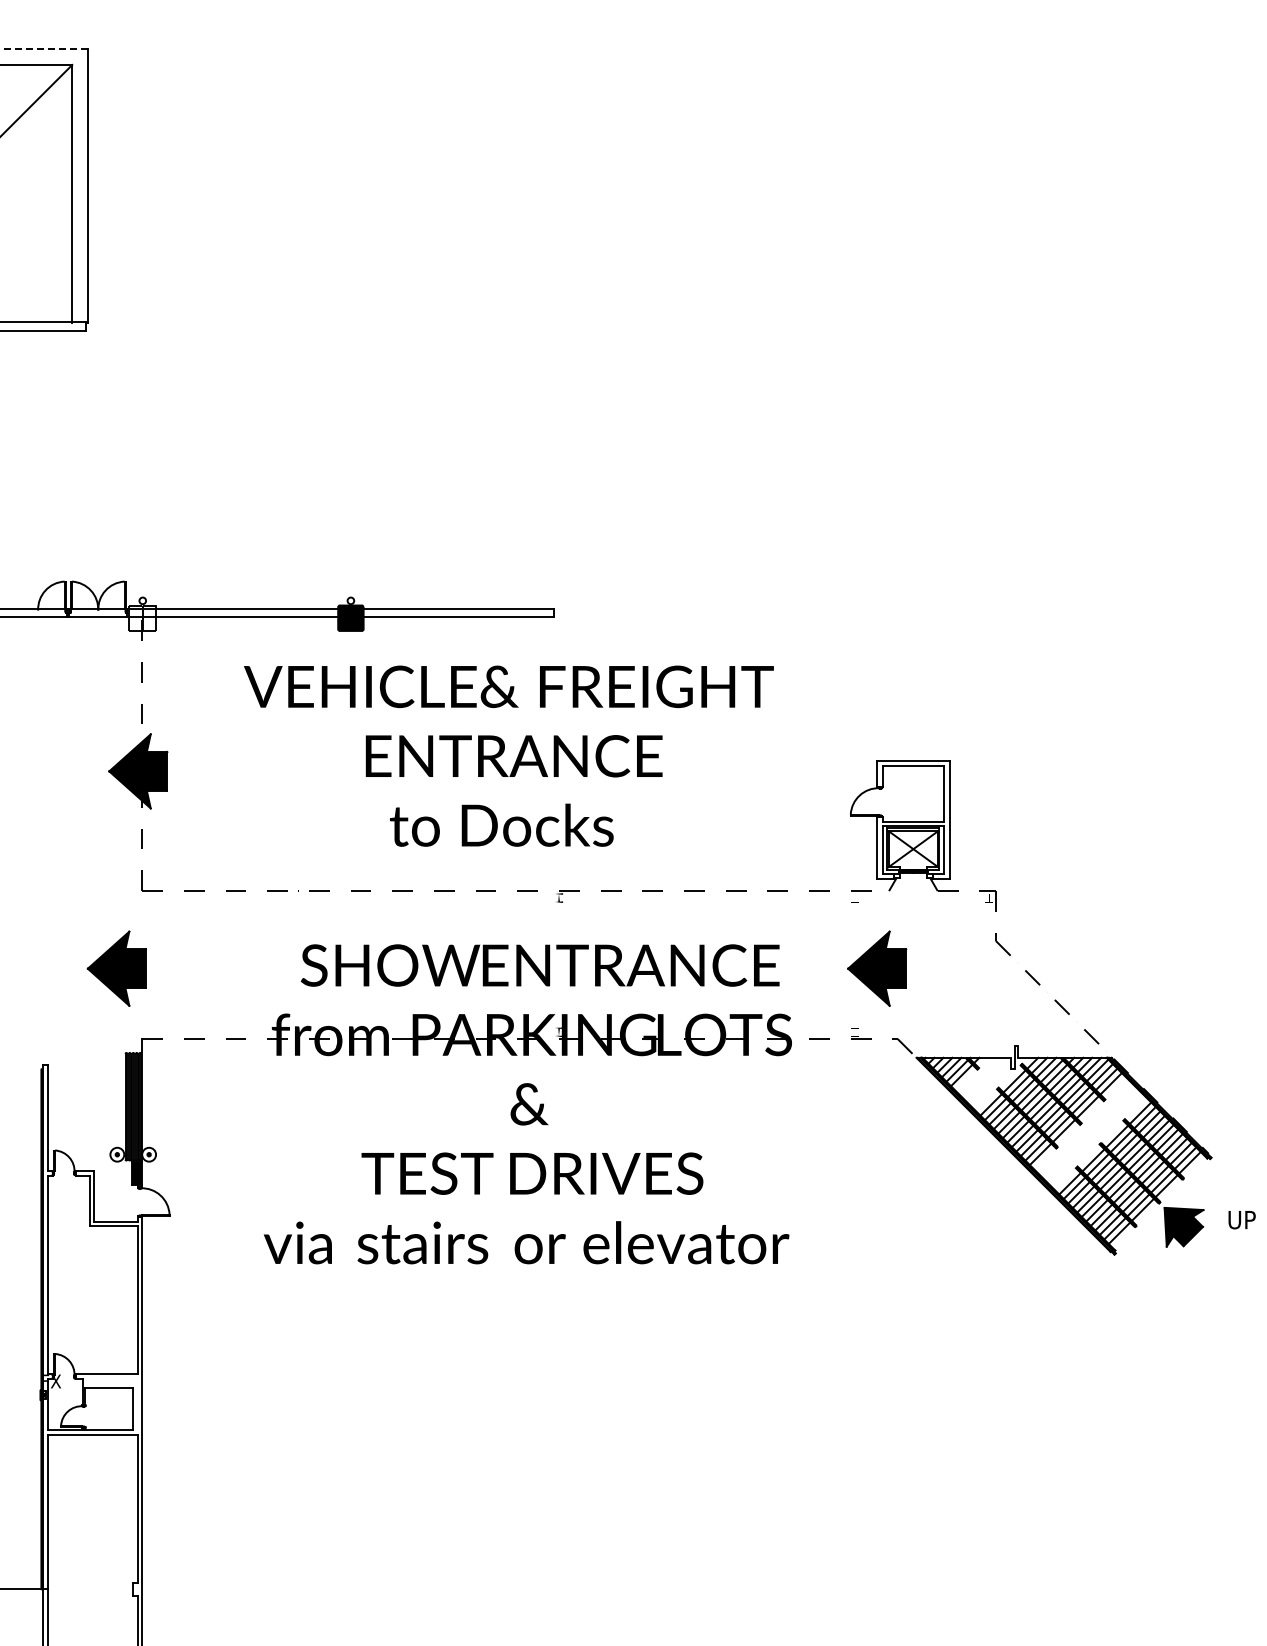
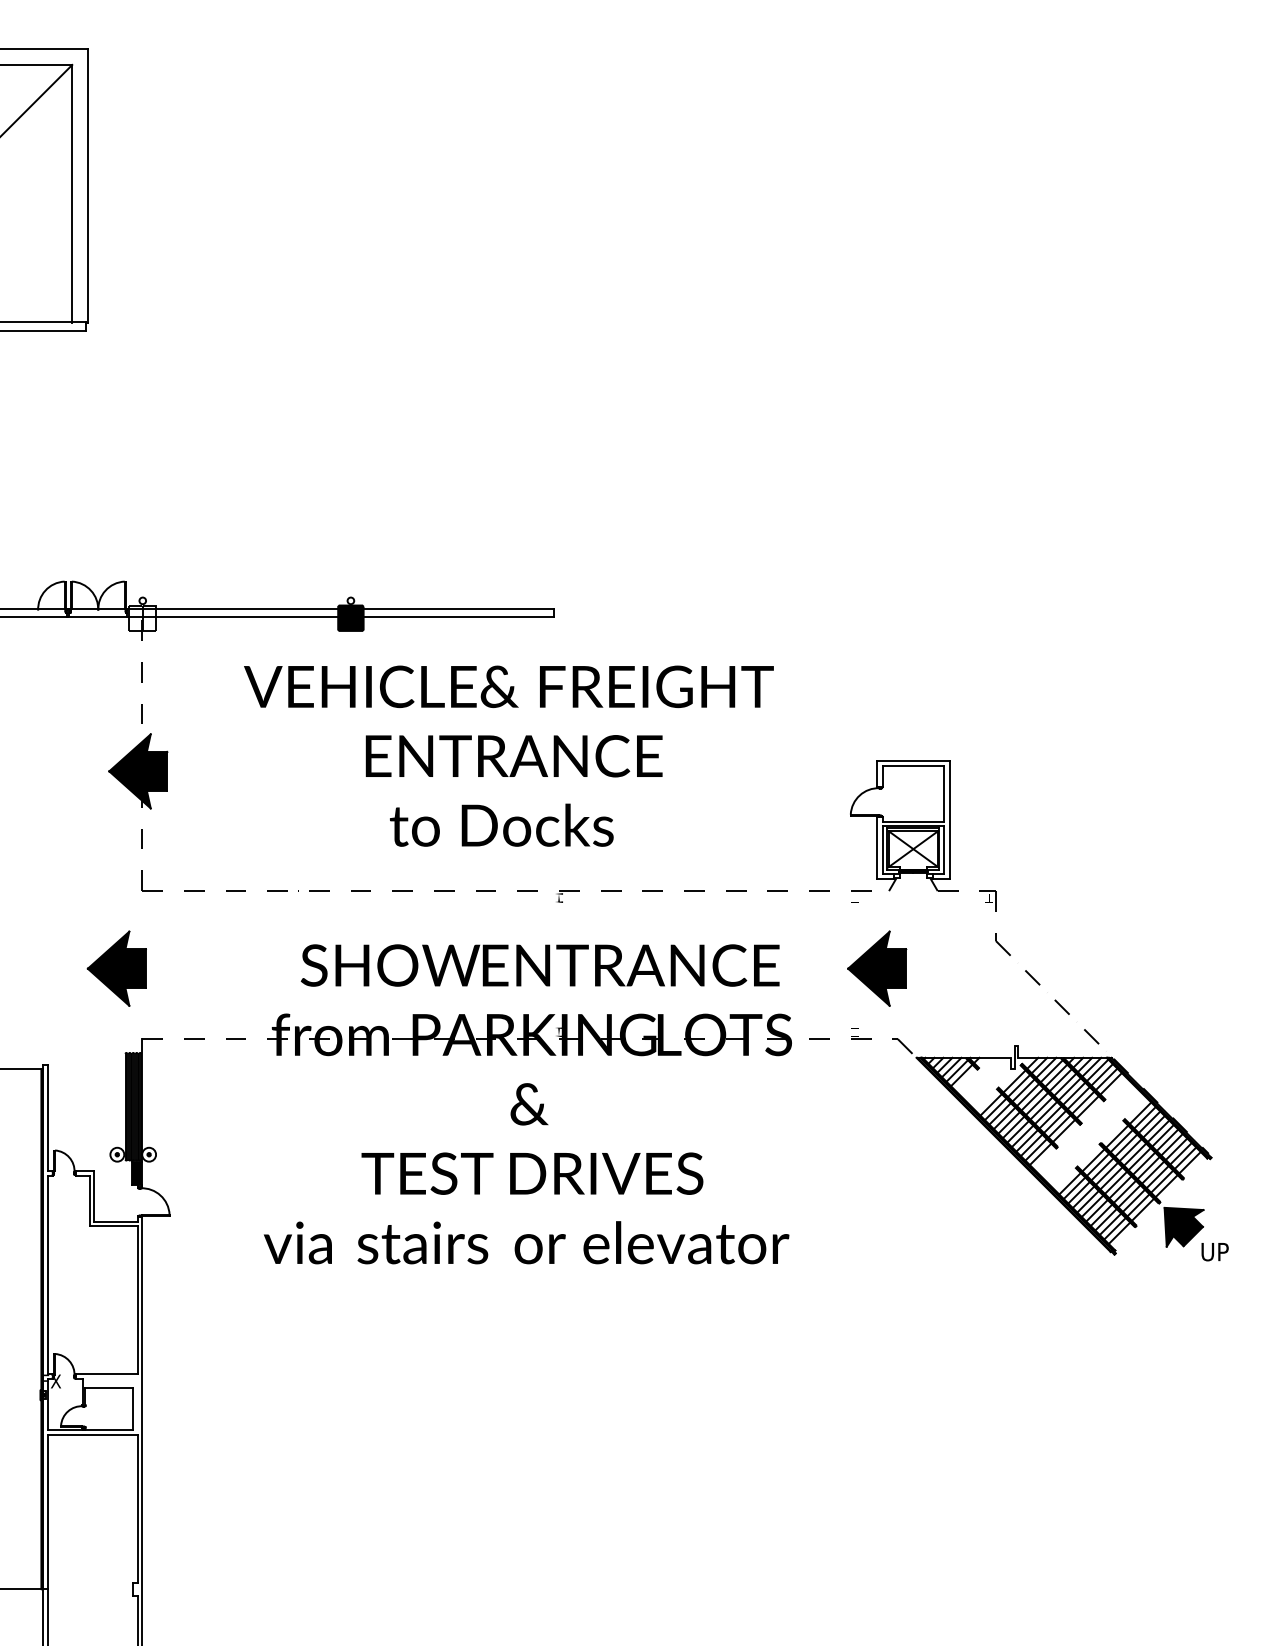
line: dashed -> solid (43, 49)
line: none -> present (22, 1069)
text position: (1241, 1220) -> (1214, 1252) (1214, 1252)
